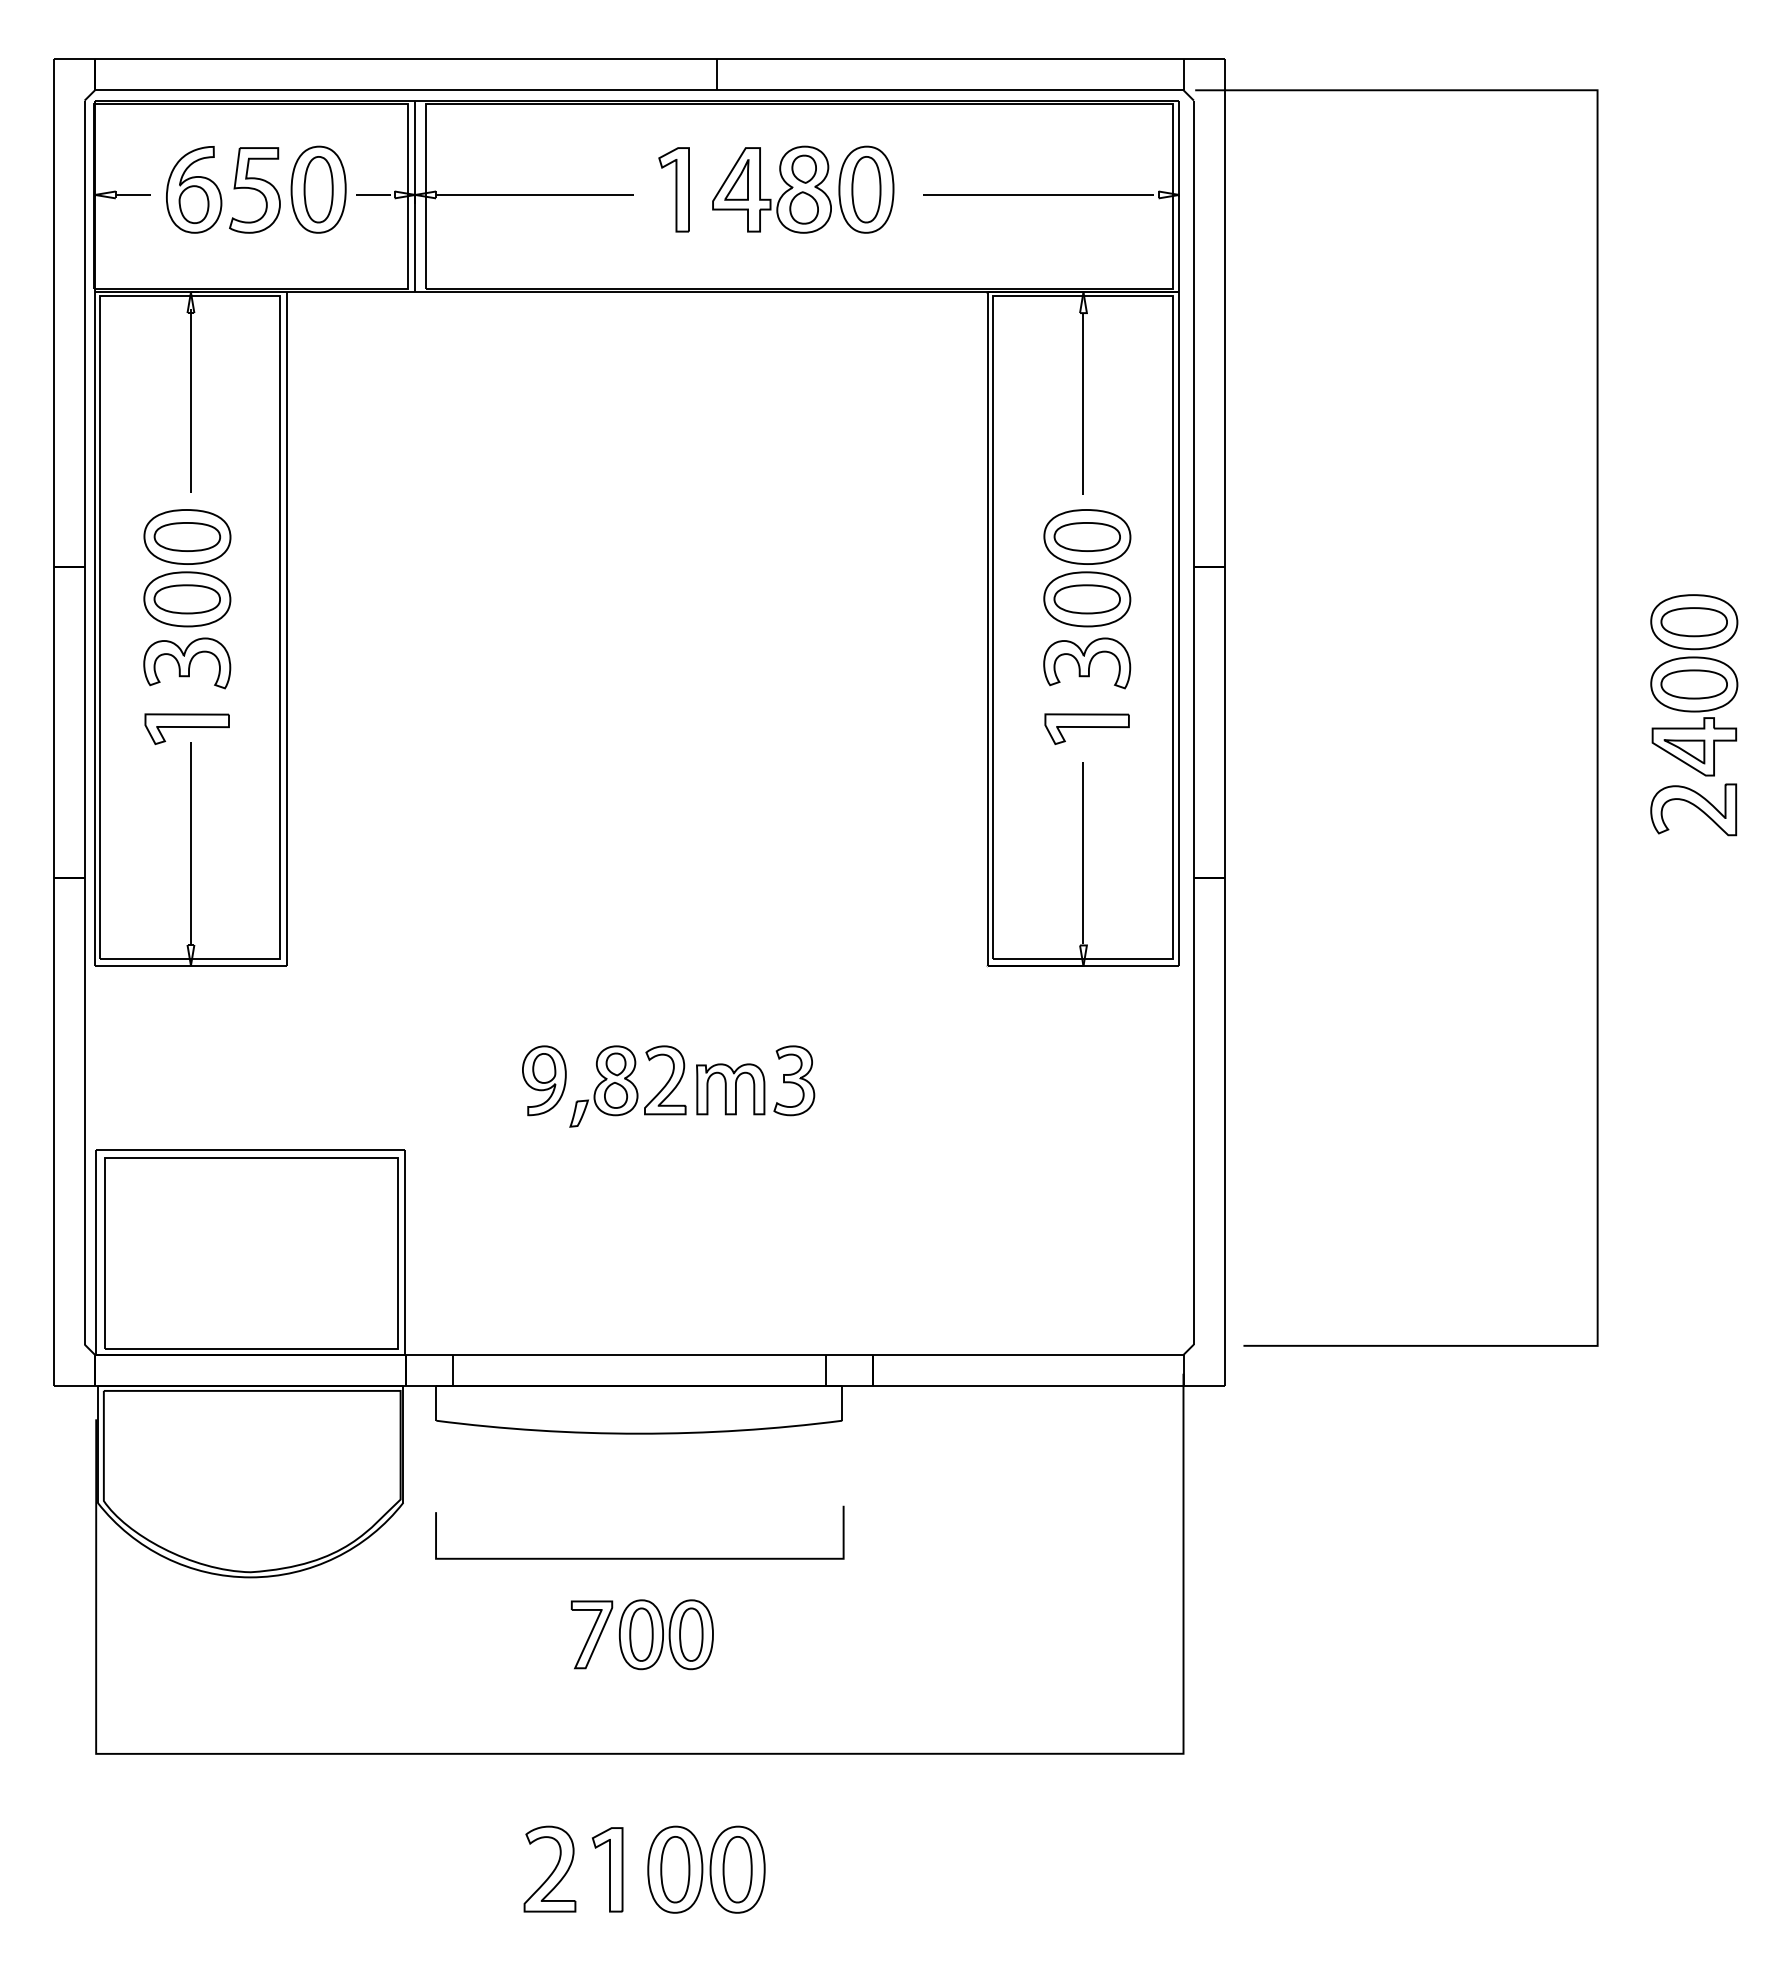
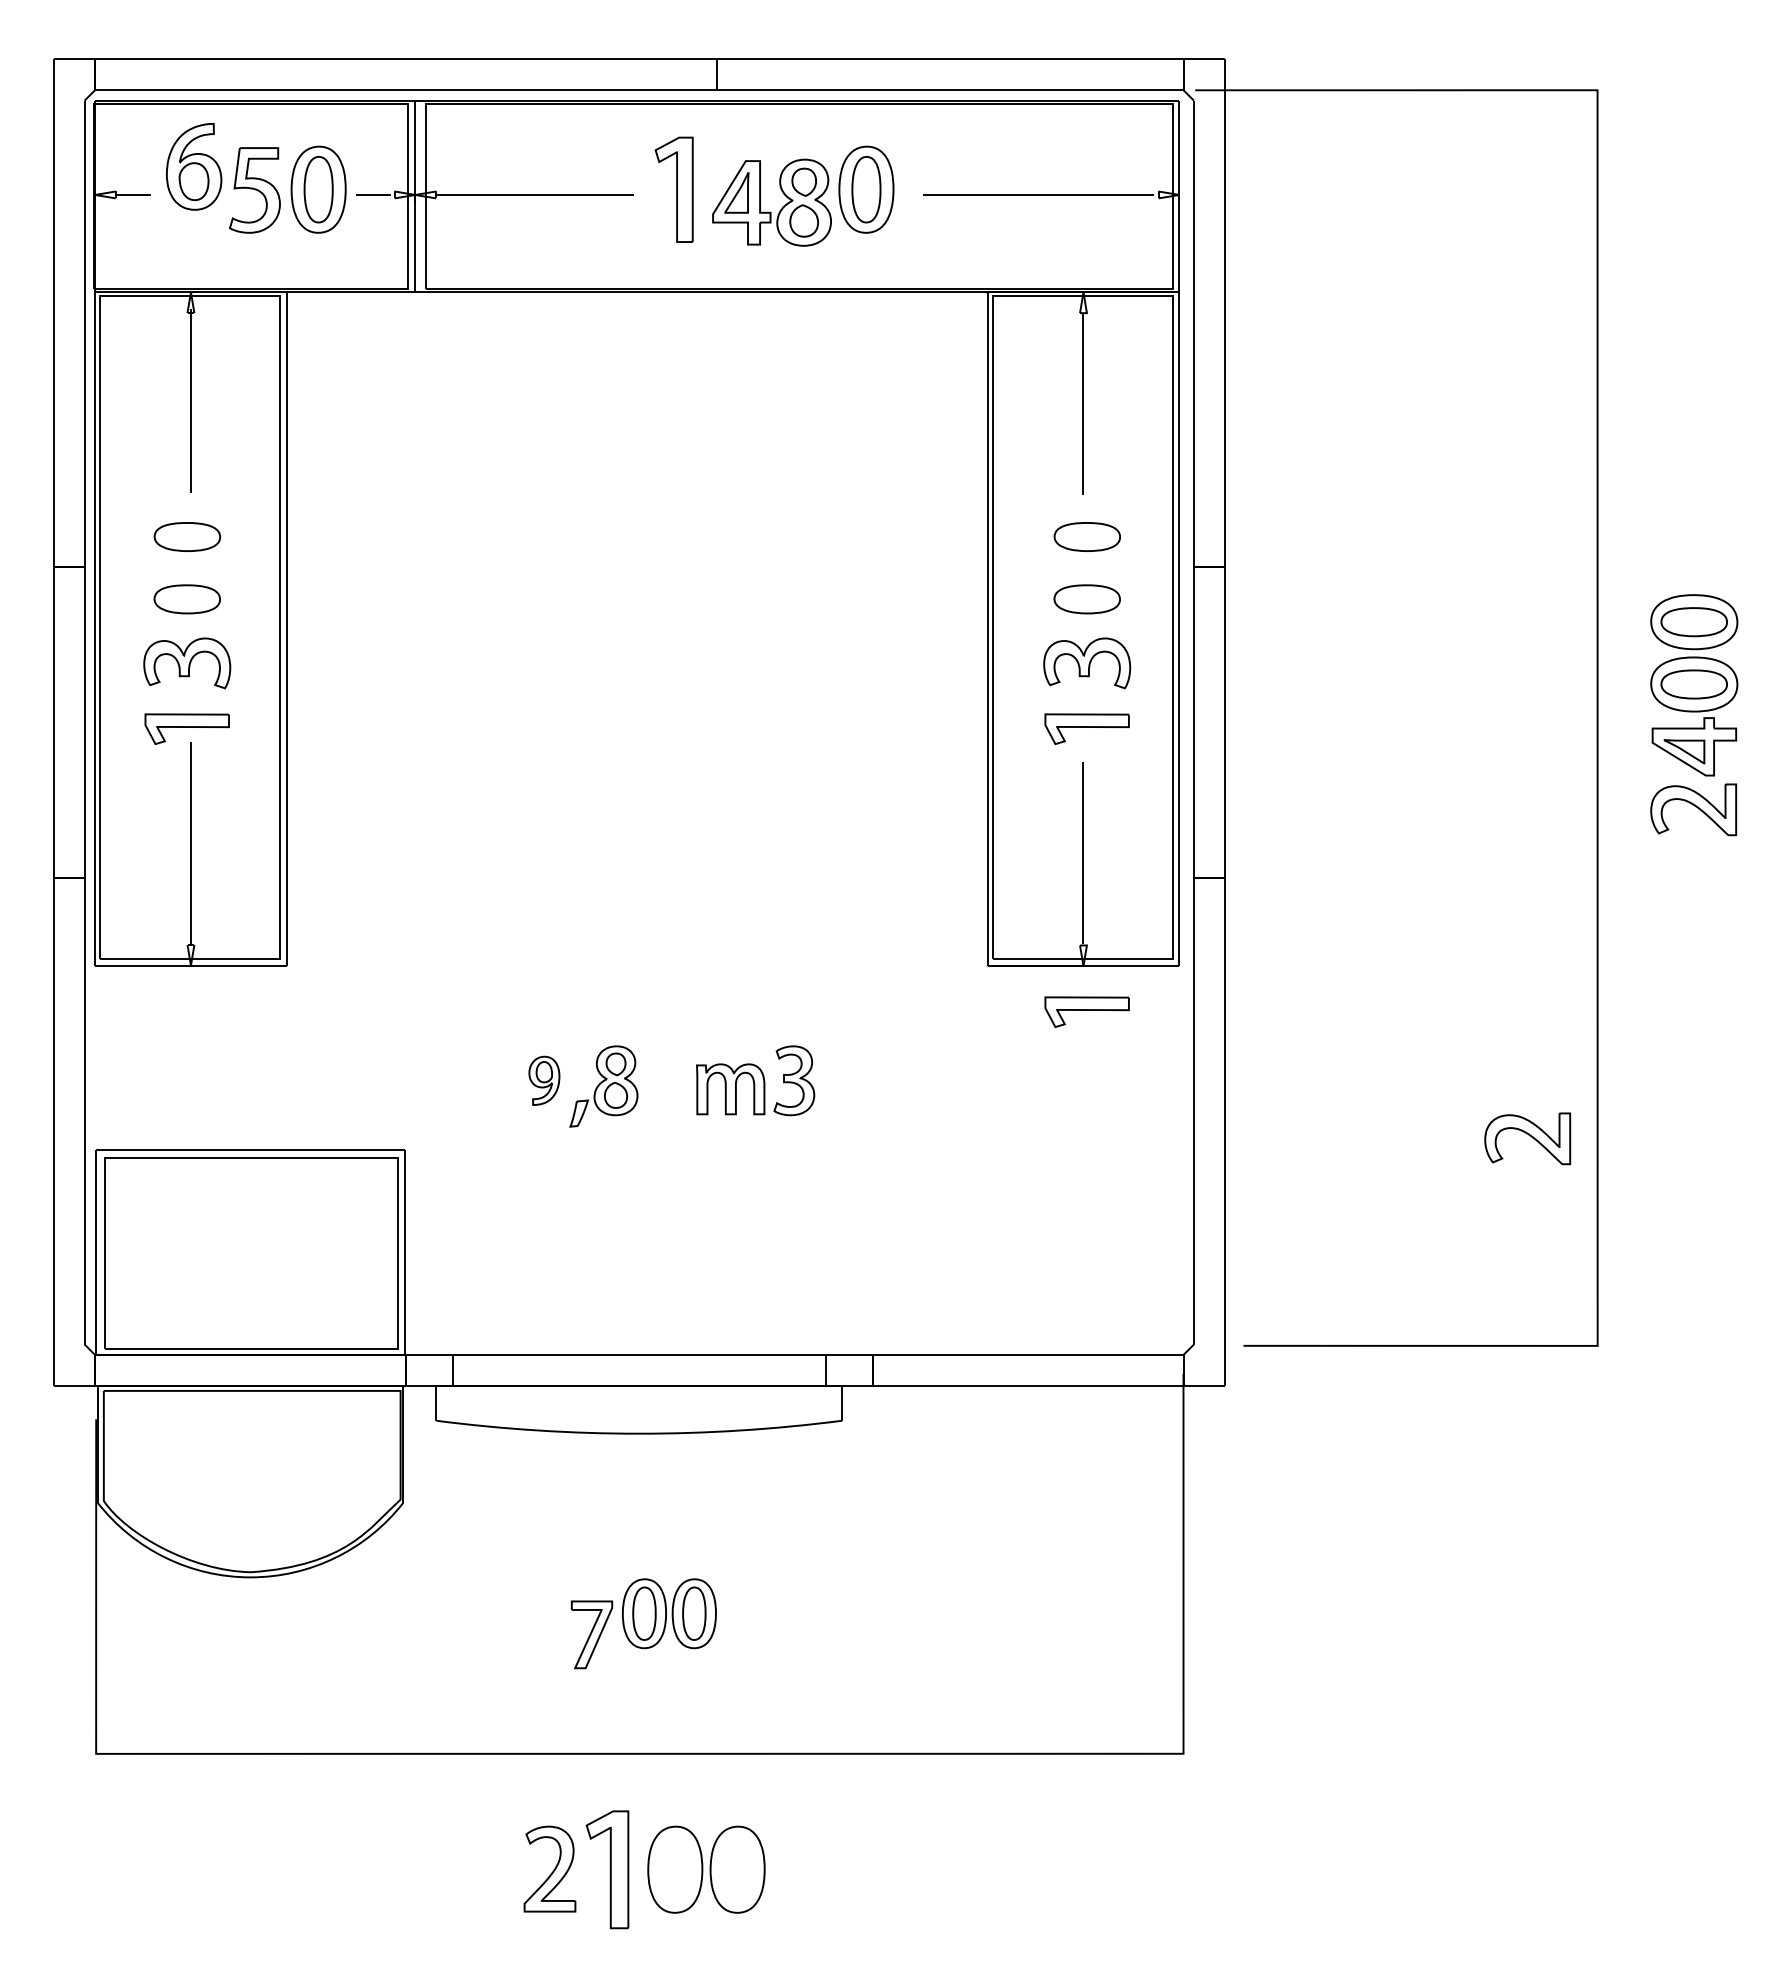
part position: (194, 189) -> (194, 166) (194, 166)
part size: 32x86 px -> 40x107 px (673, 189)
part position: (770, 198) -> (770, 211) (770, 211)
part: present -> none (187, 568)
part: present -> none (1087, 568)
part: none -> present (1086, 1011)
part size: 45x72 px -> 33x51 px (544, 1080)
part: present -> none (665, 1080)
part: none -> present (1527, 1138)
curve: present -> none (639, 1557)
part position: (666, 1634) -> (669, 1613) (669, 1613)
part size: 32x86 px -> 45x120 px (607, 1869)
part: present -> none (675, 1869)
part: present -> none (737, 1869)
